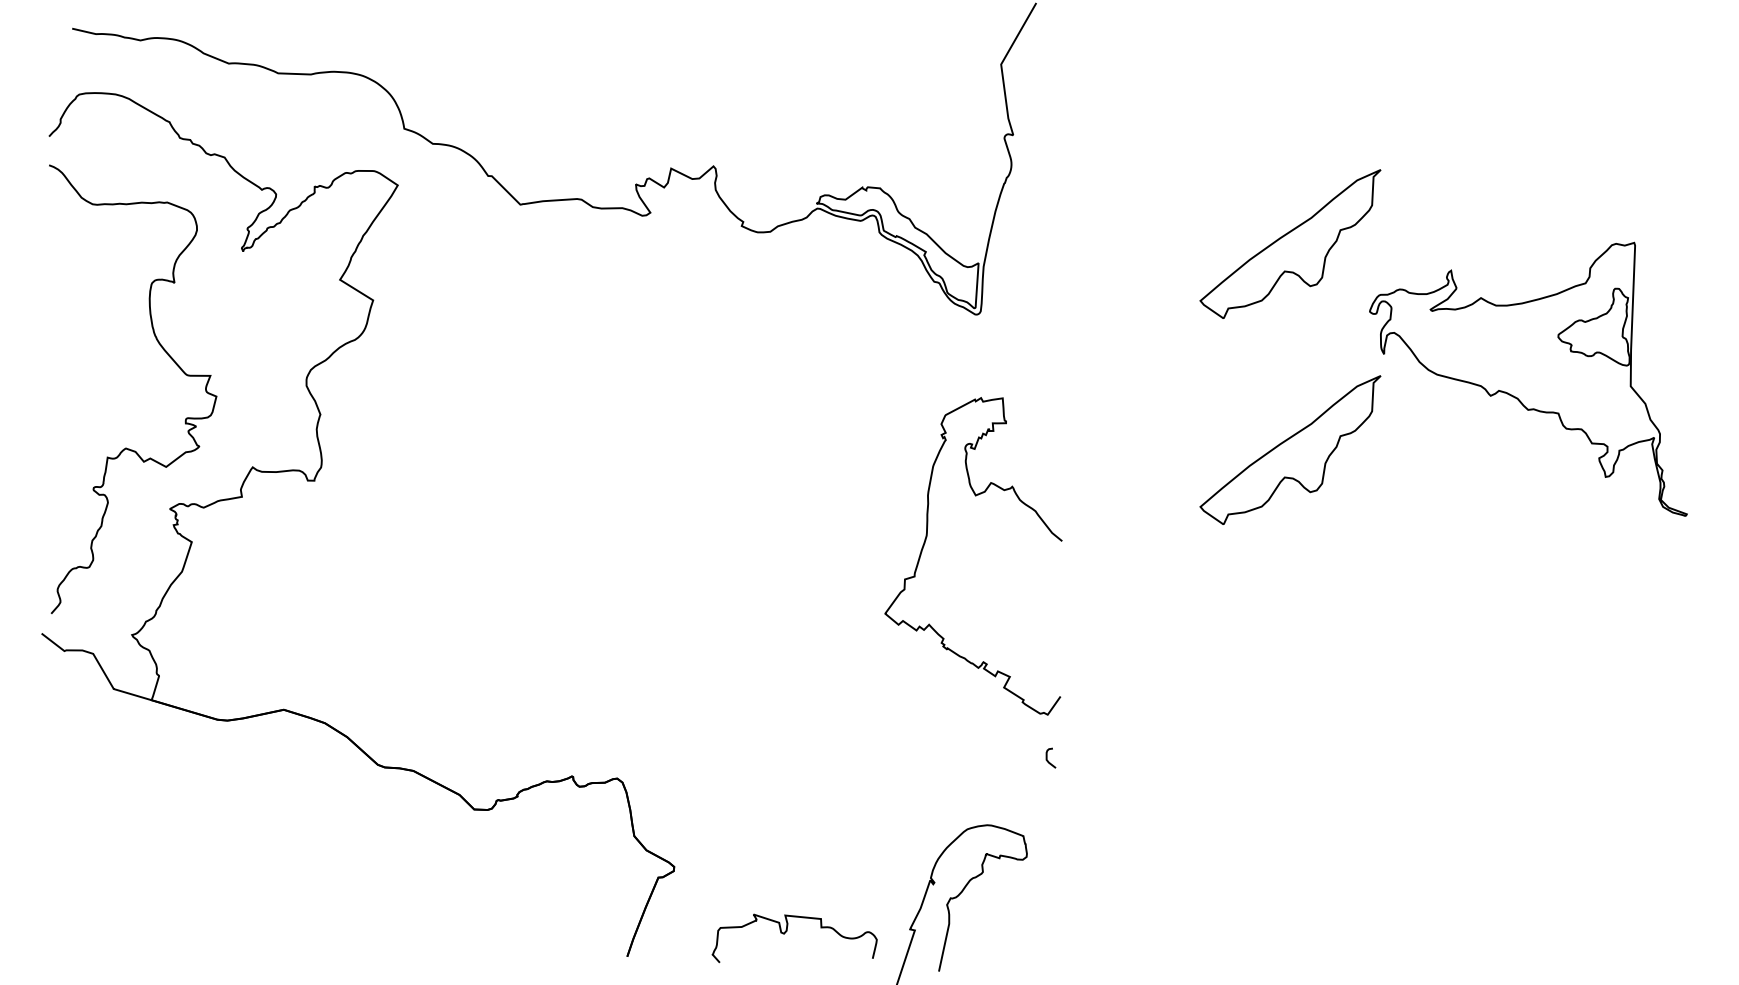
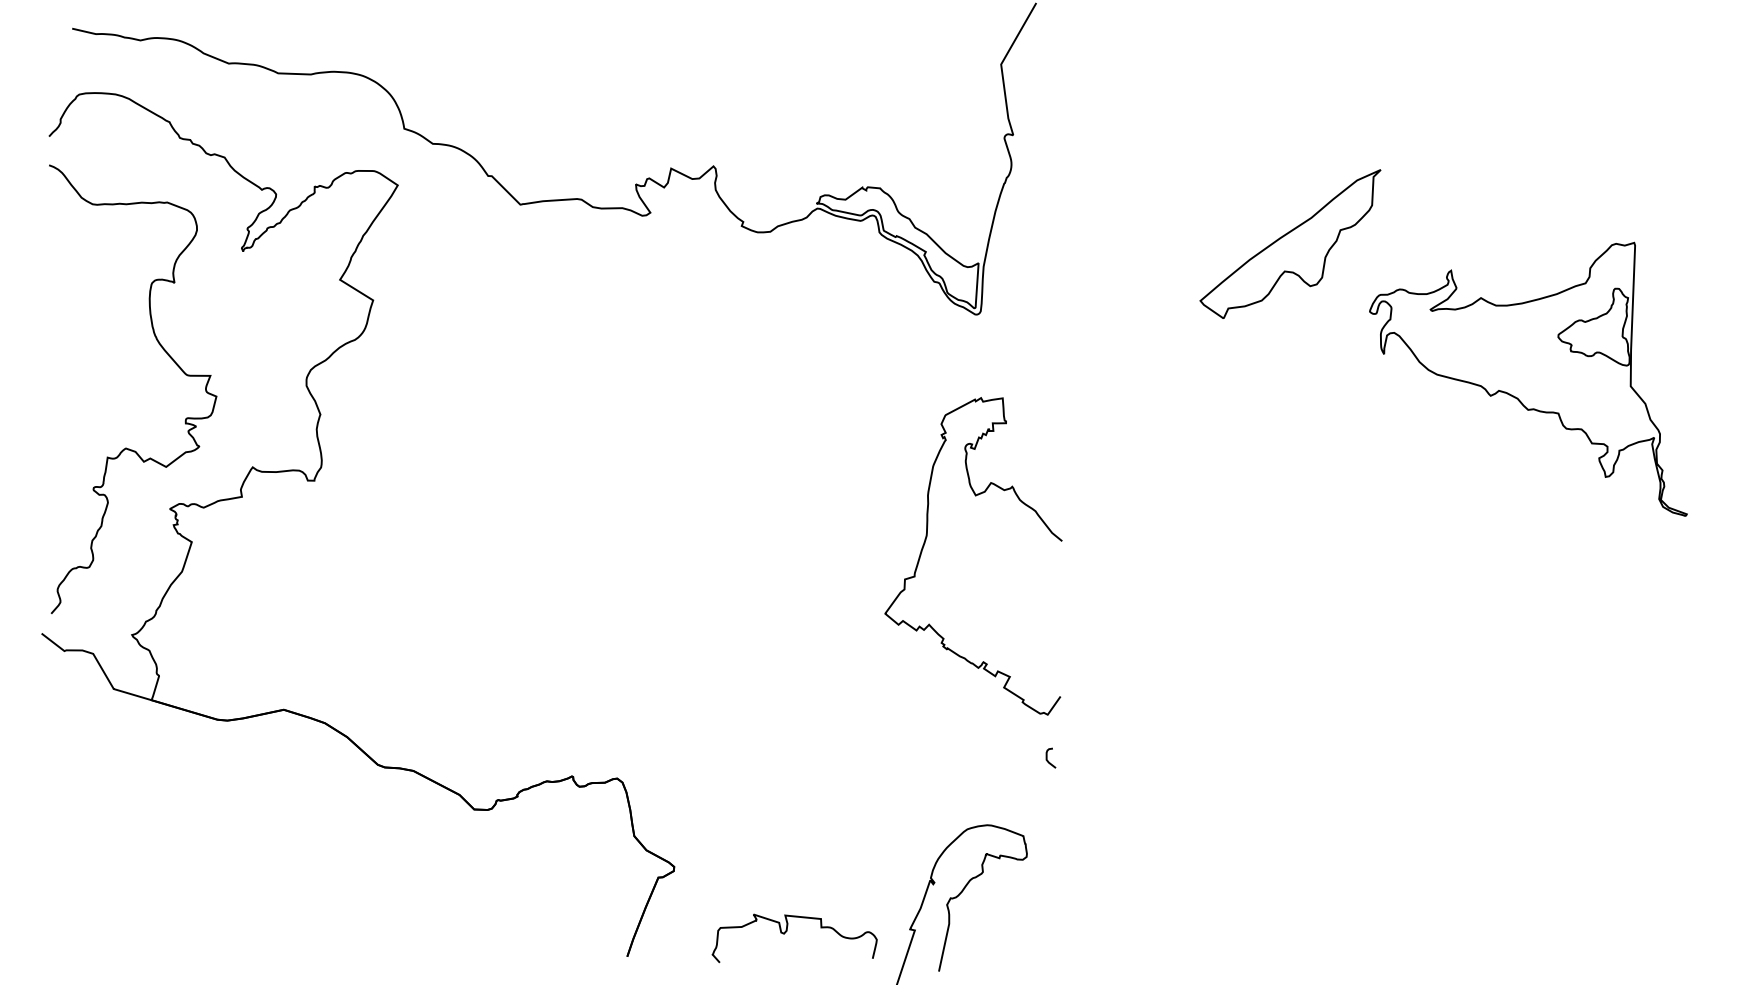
part: present -> none (1290, 449)
